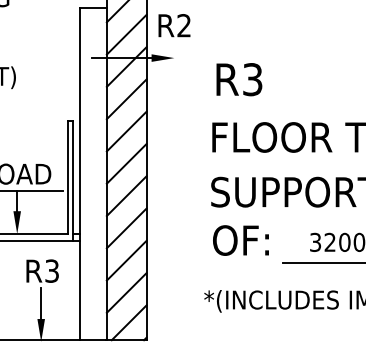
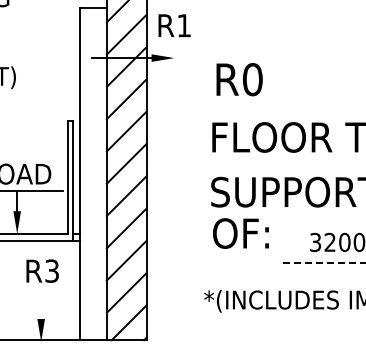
text: R2 -> R1 (183, 25)
text: R3 -> R0 (252, 79)
text position: (240, 240) -> (240, 233) (240, 233)
line: solid -> dashed (324, 263)
line: present -> none (41, 303)
